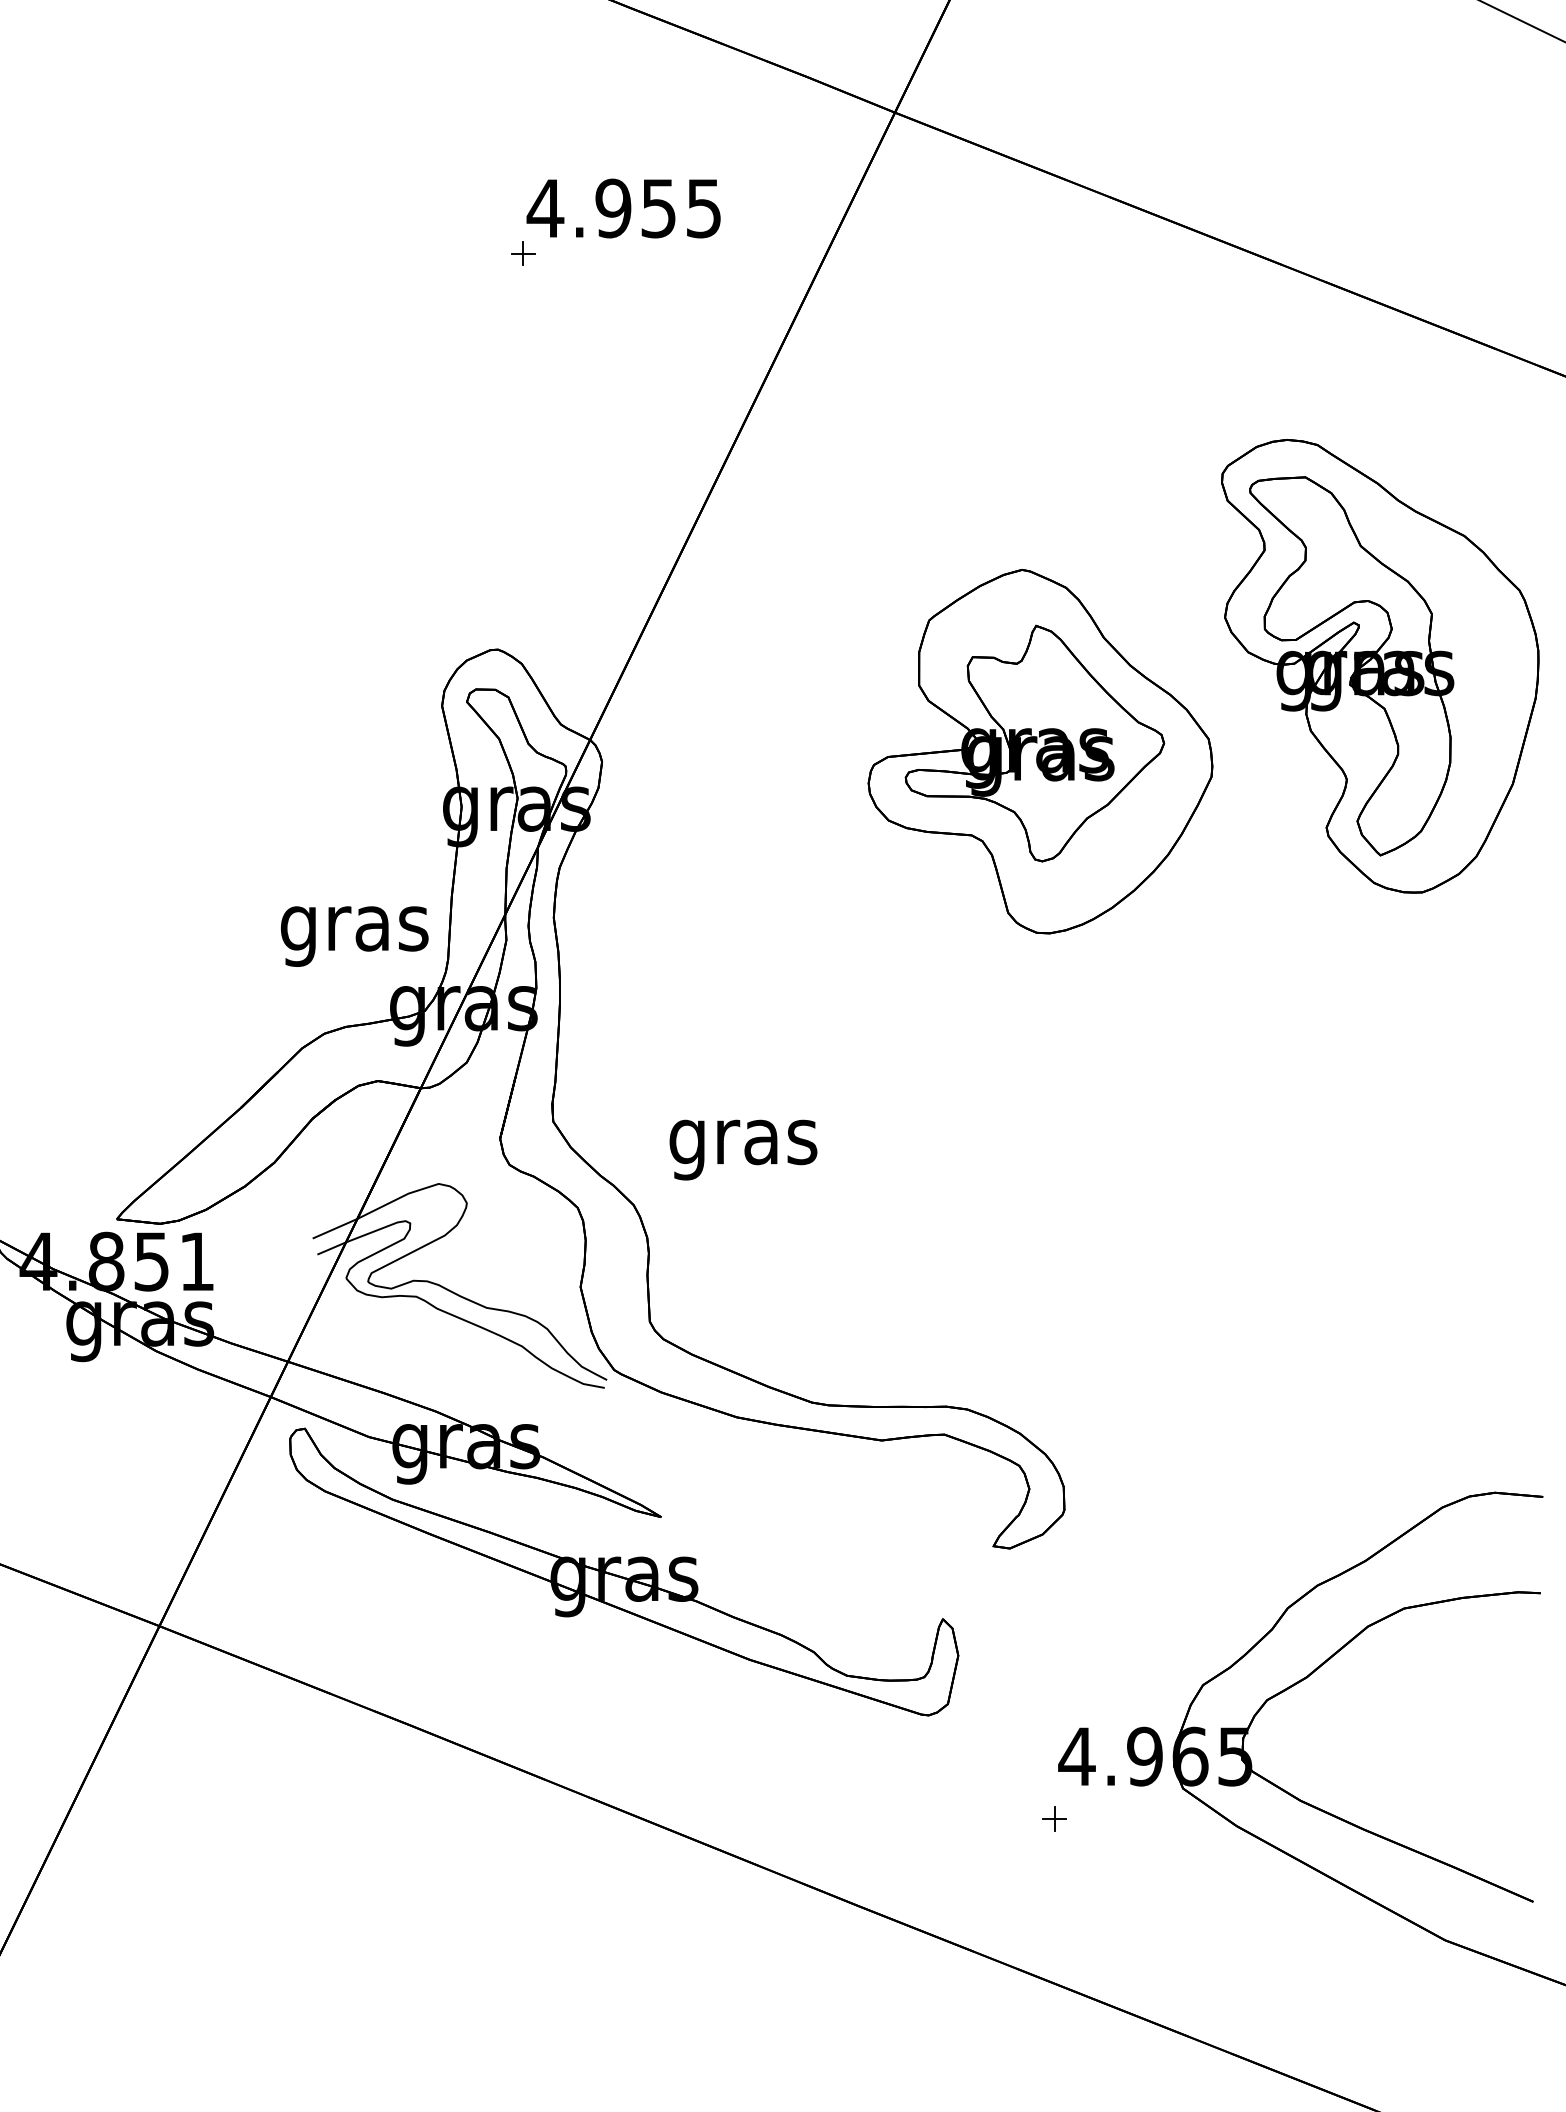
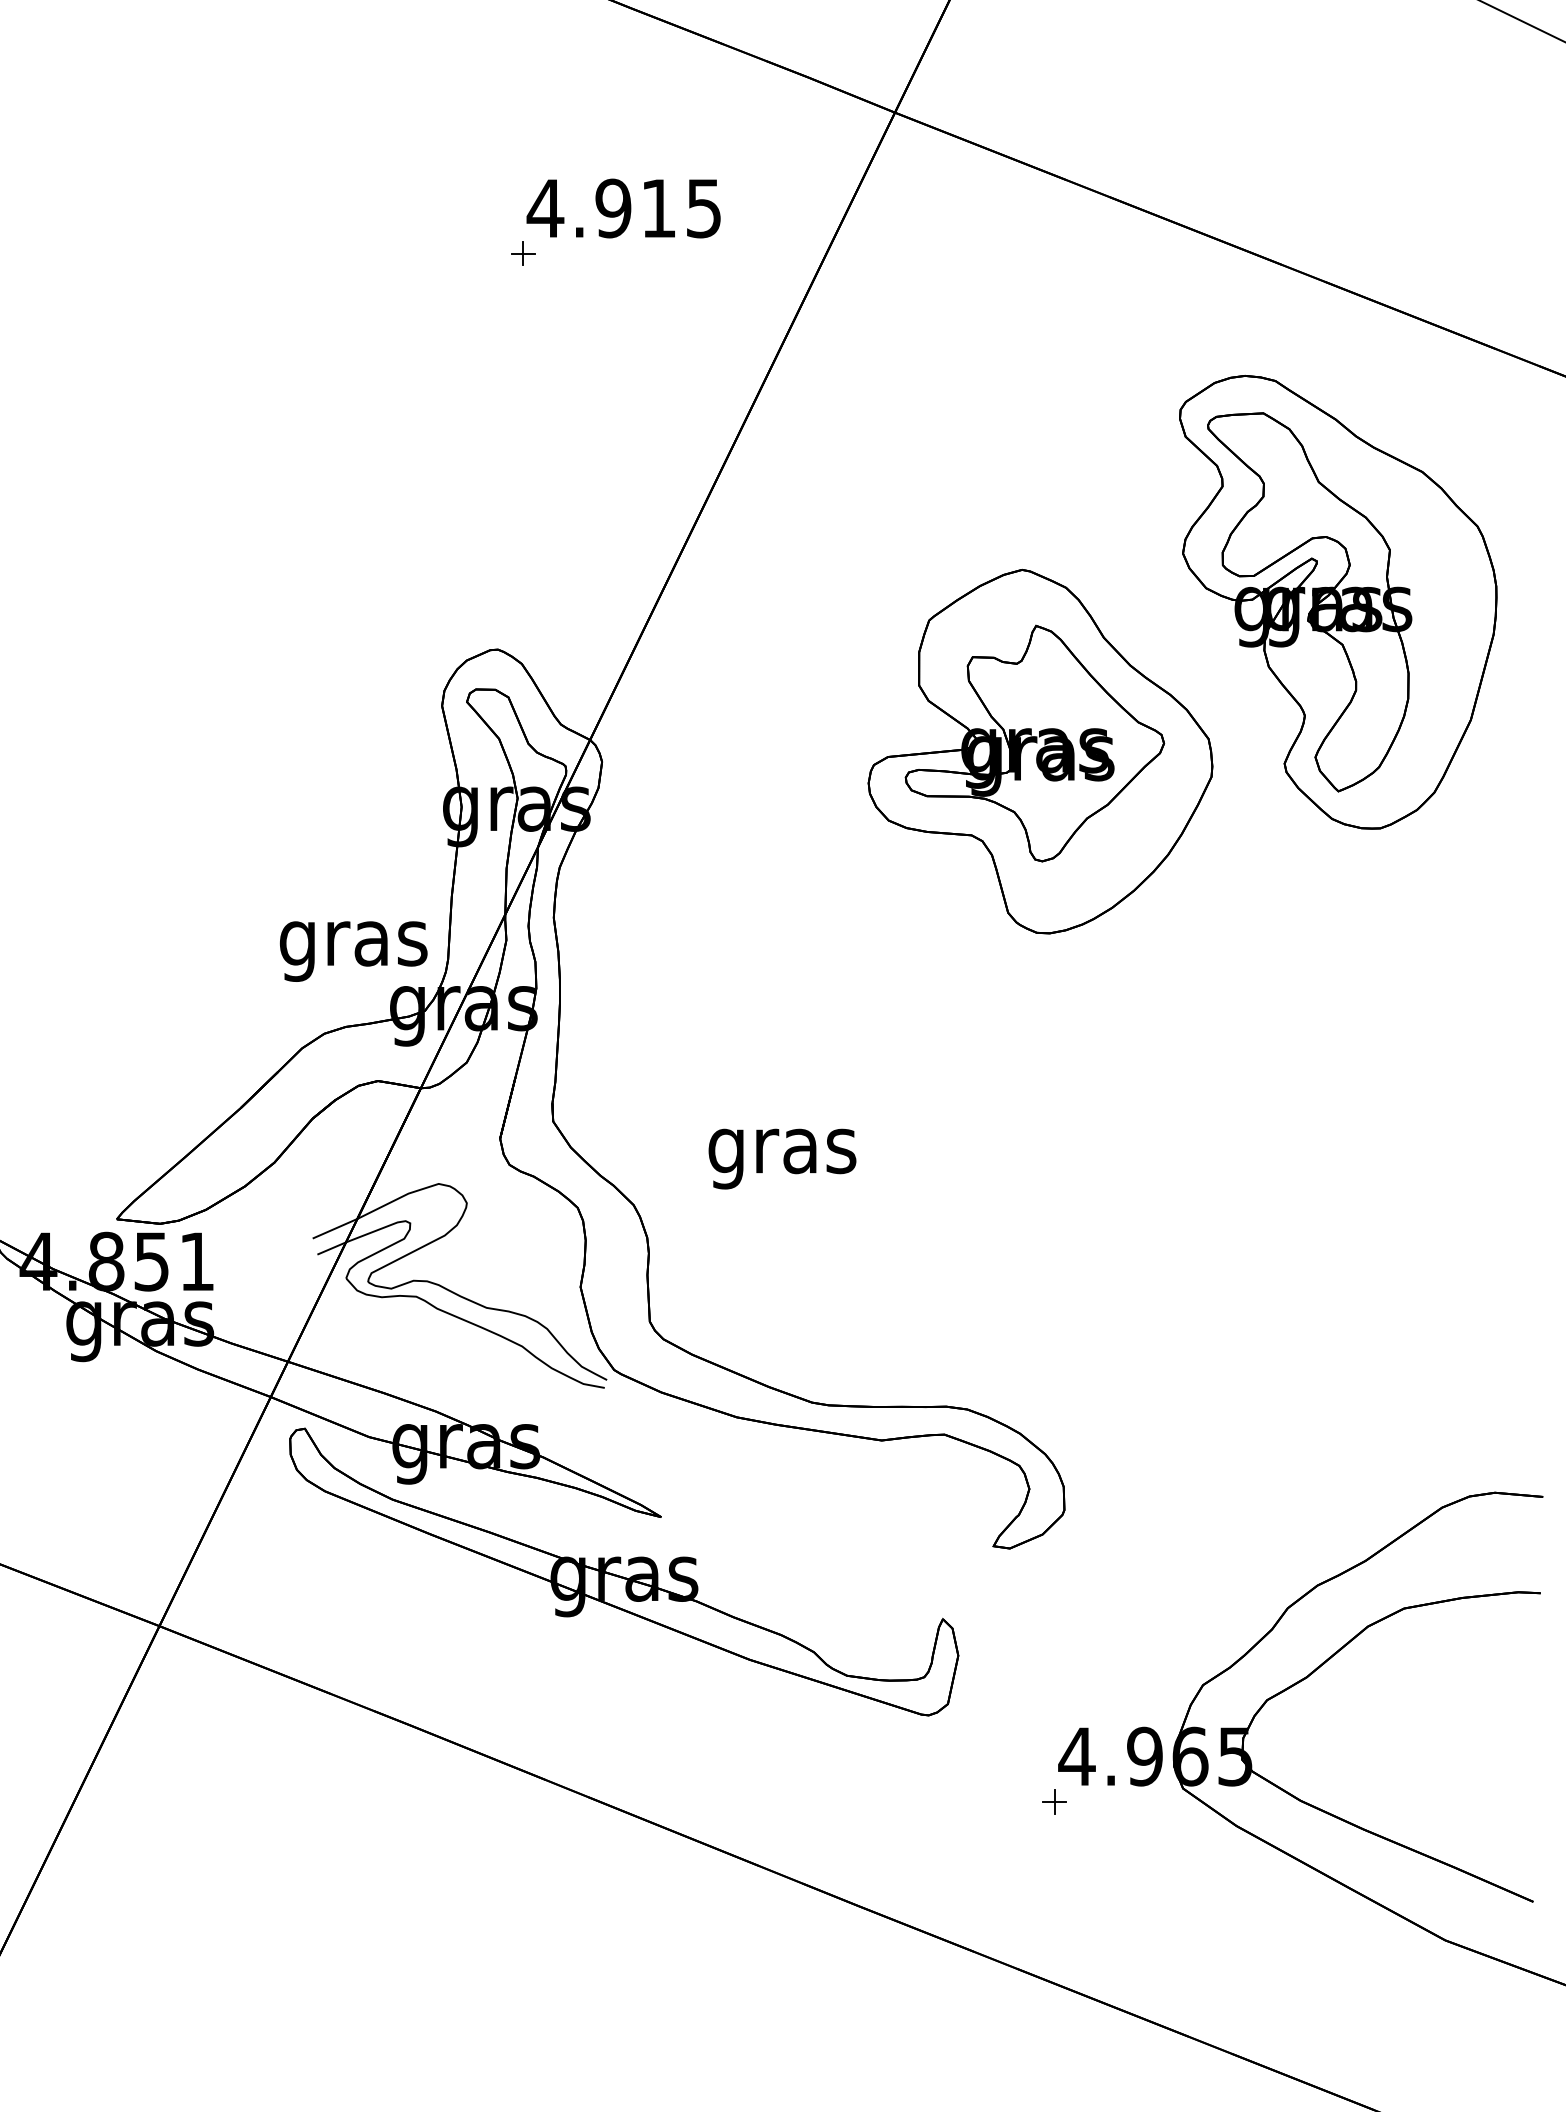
text: 4.955 -> 4.915 (658, 208)
part position: (1380, 666) -> (1338, 602) (1338, 602)
text position: (354, 936) -> (353, 951) (353, 951)
text position: (743, 1149) -> (782, 1158) (782, 1158)
part position: (1054, 1818) -> (1054, 1801) (1054, 1801)
